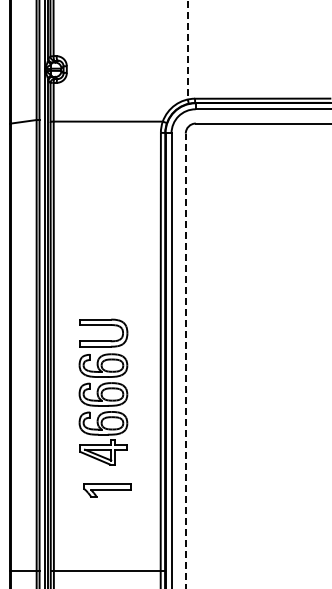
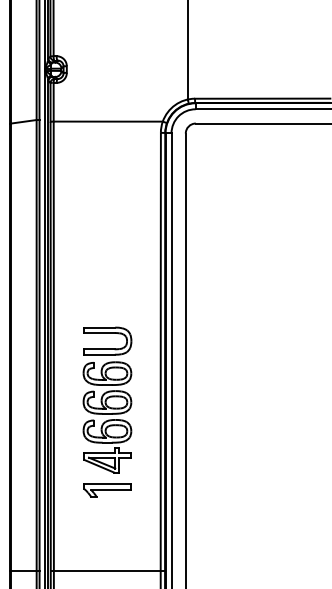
line: dashed -> solid (187, 50)
line: dashed -> solid (185, 360)
part position: (103, 391) -> (107, 399) (107, 399)
